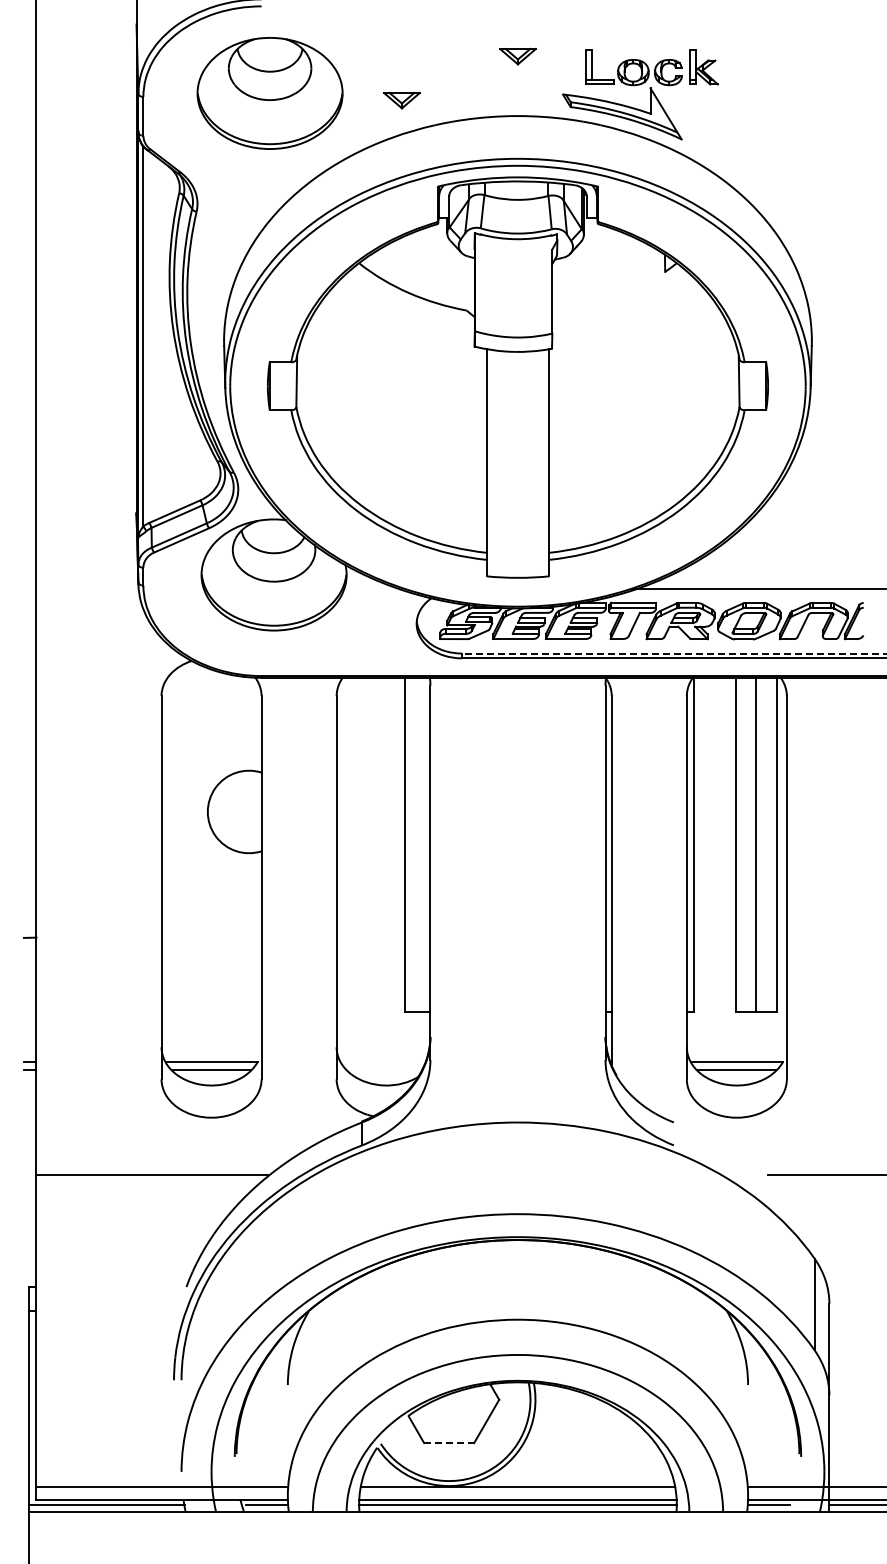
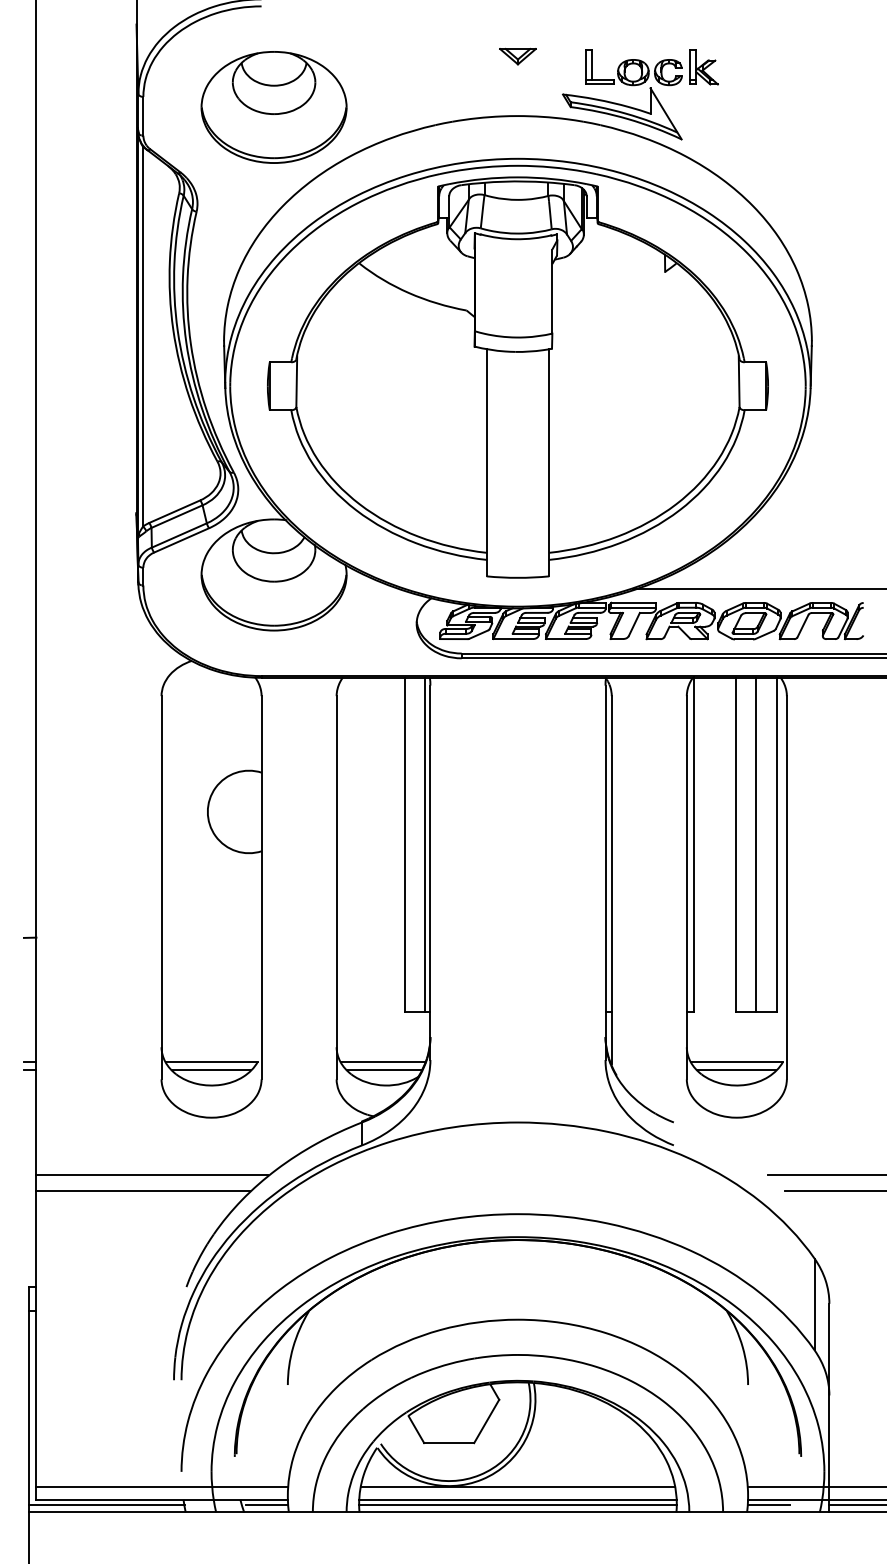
part position: (269, 93) -> (273, 107) (273, 107)
part: present -> none (401, 100)
line: dashed -> solid (674, 653)
line: none -> present (425, 844)
line: none -> present (382, 1062)
line: none -> present (384, 1069)
line: none -> present (143, 1191)
line: none -> present (834, 1191)
line: dashed -> solid (449, 1443)
